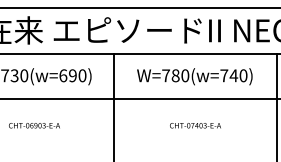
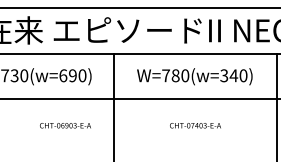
text: W=780(w=740) -> W=780(w=340) (224, 75)
text position: (34, 125) -> (65, 125) (65, 125)
